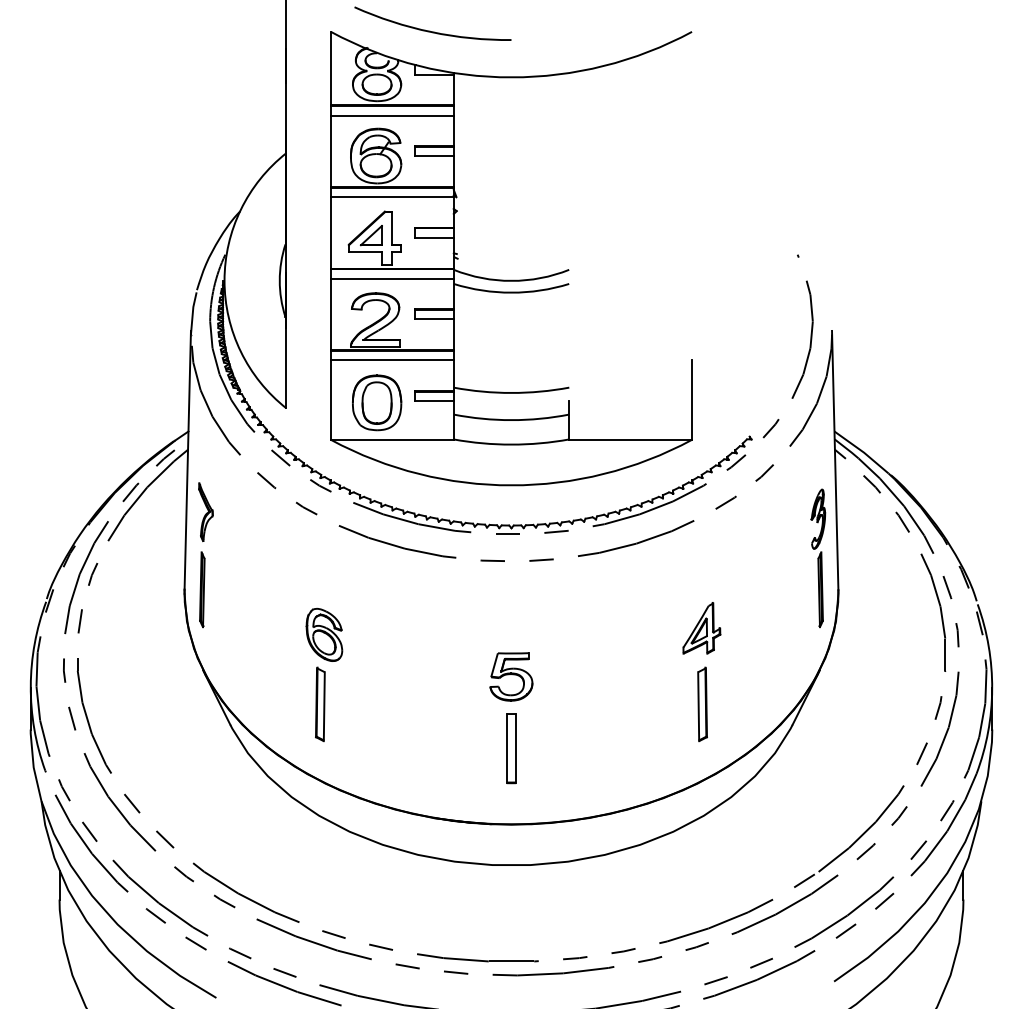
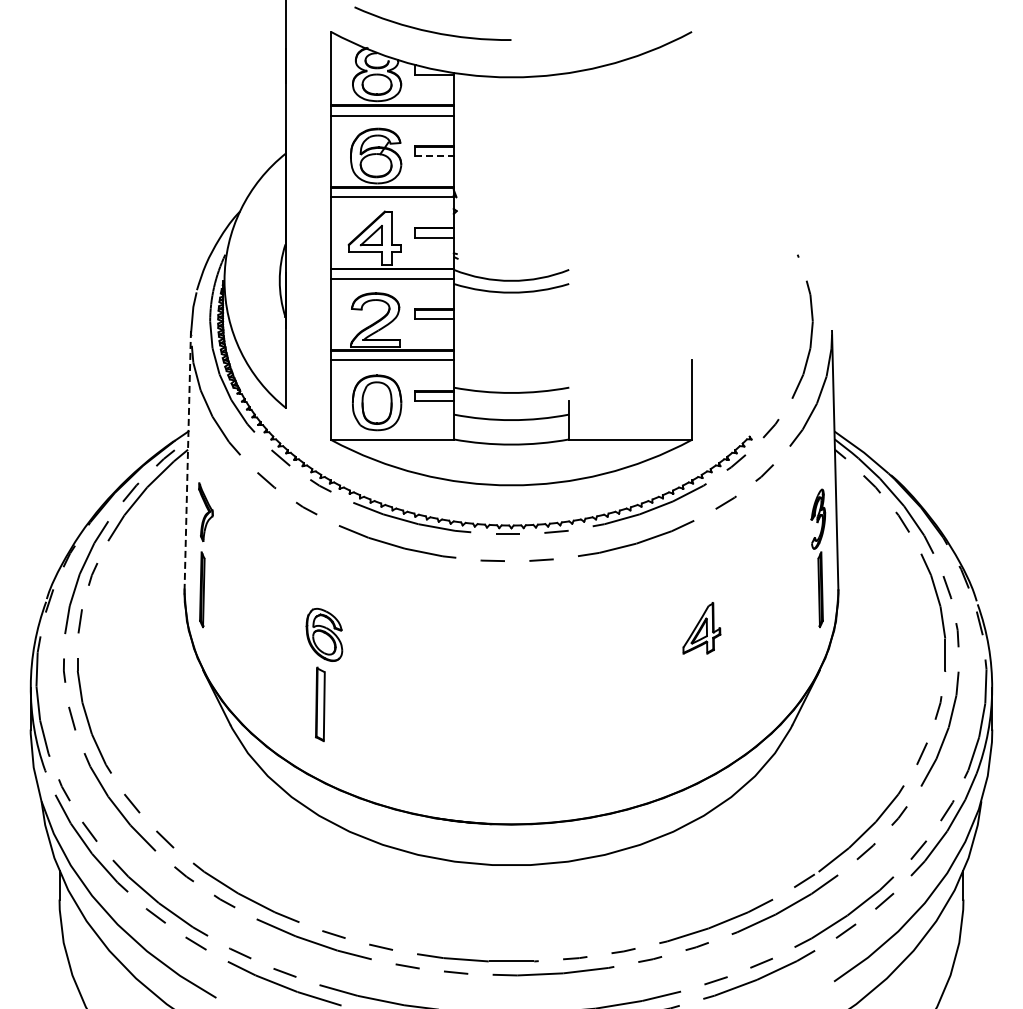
line: solid -> dashed (435, 156)
line: solid -> dashed (187, 460)
part: present -> none (511, 676)
part: present -> none (702, 704)
part: present -> none (511, 748)
